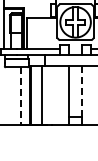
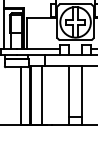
line: dashed -> solid (82, 91)
line: dashed -> solid (21, 95)
